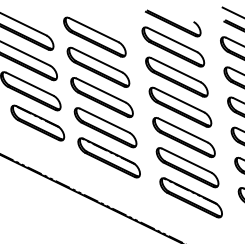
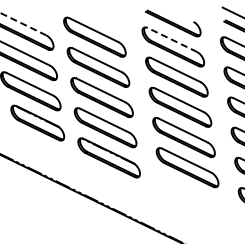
line: solid -> dashed (23, 24)
line: solid -> dashed (172, 39)
part: present -> none (190, 197)
